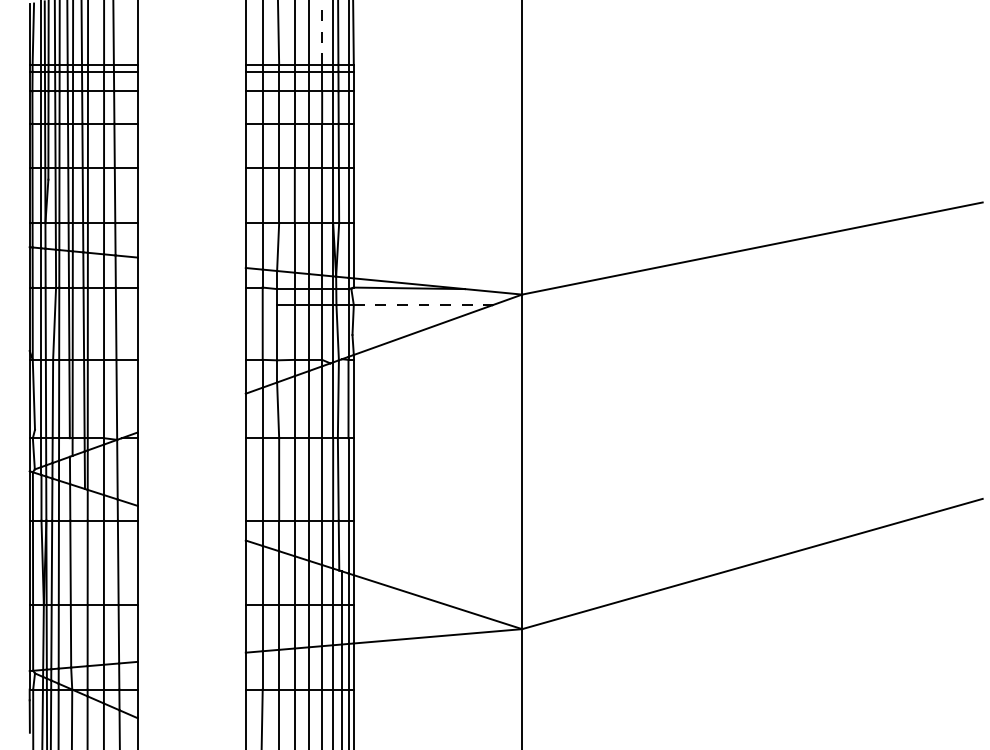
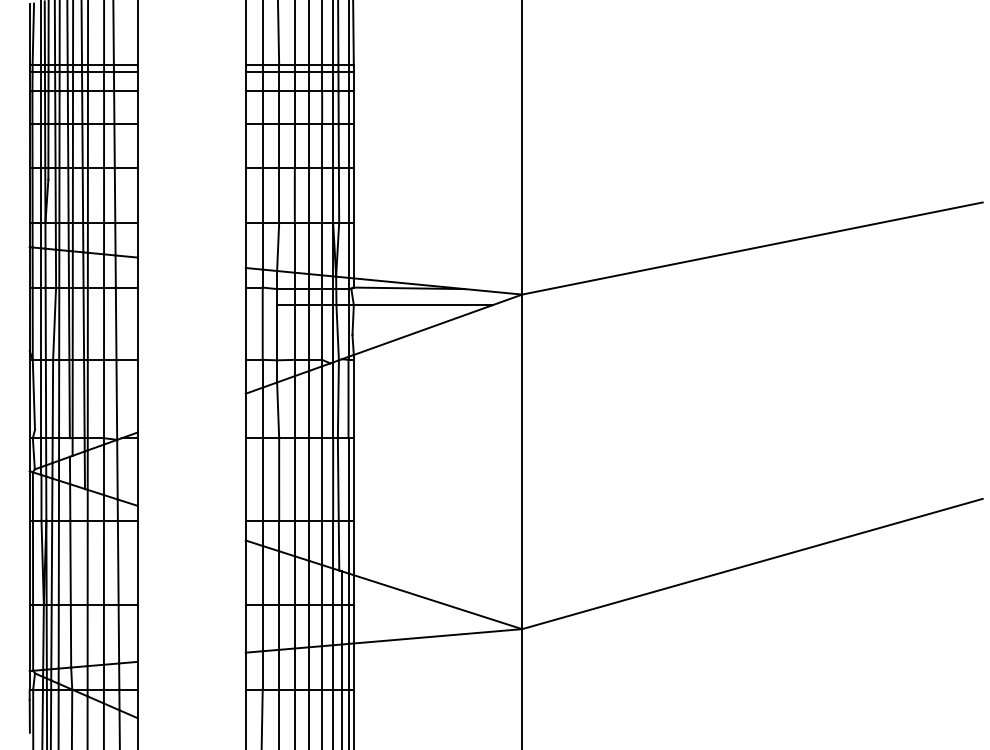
line: dashed -> solid (322, 33)
line: dashed -> solid (423, 305)
